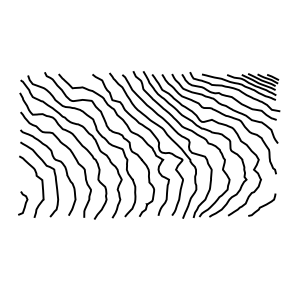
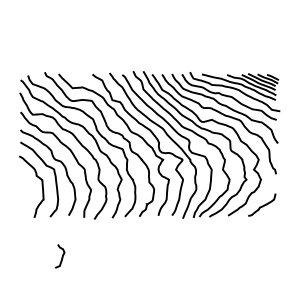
curve position: (24, 203) -> (61, 256) (61, 256)
